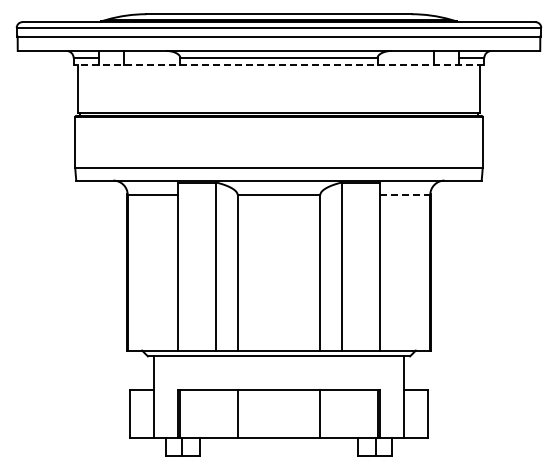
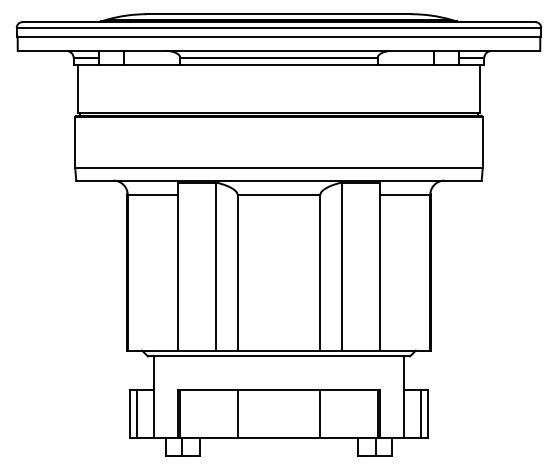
line: dashed -> solid (278, 65)
line: dashed -> solid (405, 195)
line: none -> present (137, 413)
line: none -> present (420, 413)
